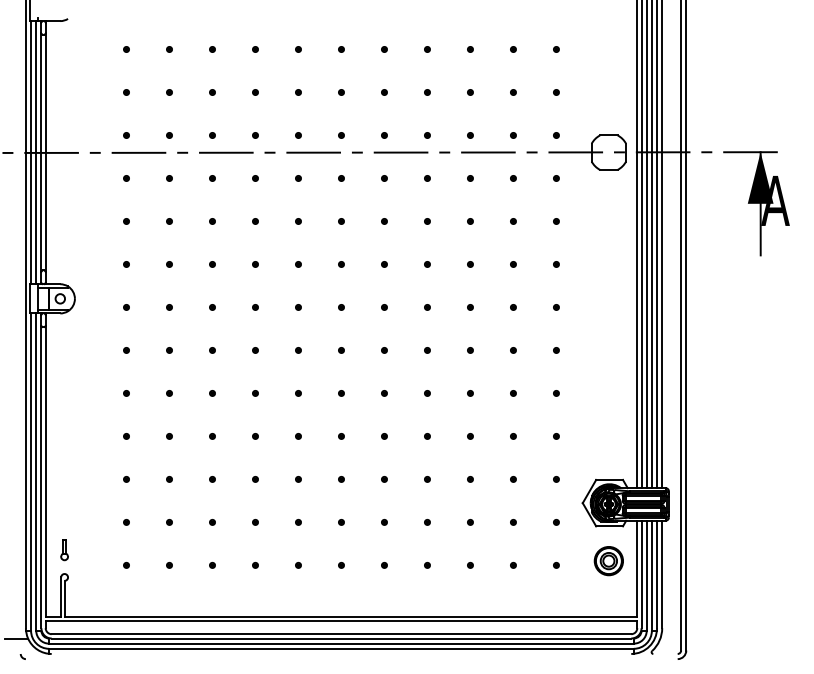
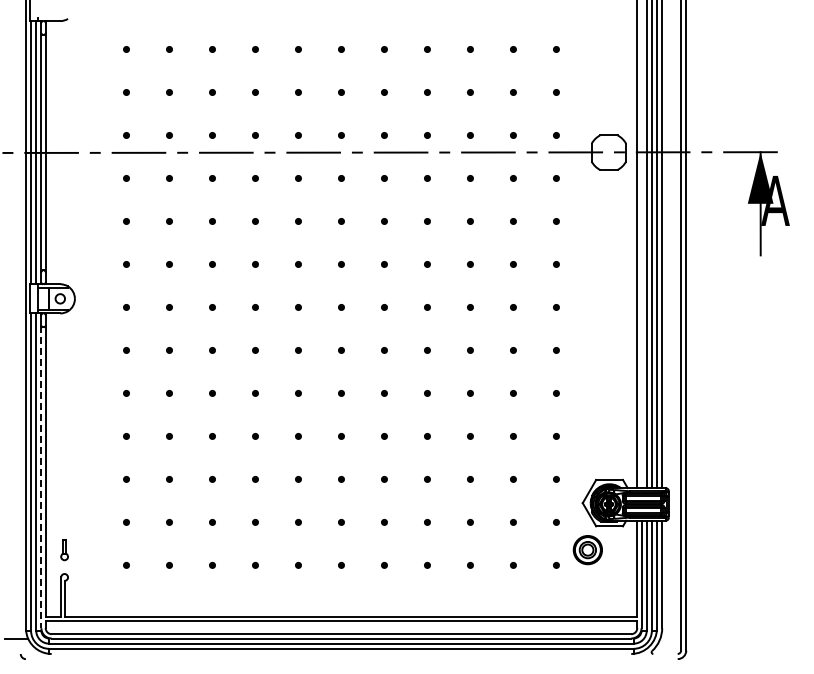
line: present -> none (641, 245)
line: solid -> dashed (41, 477)
part position: (608, 561) -> (587, 550) (587, 550)
